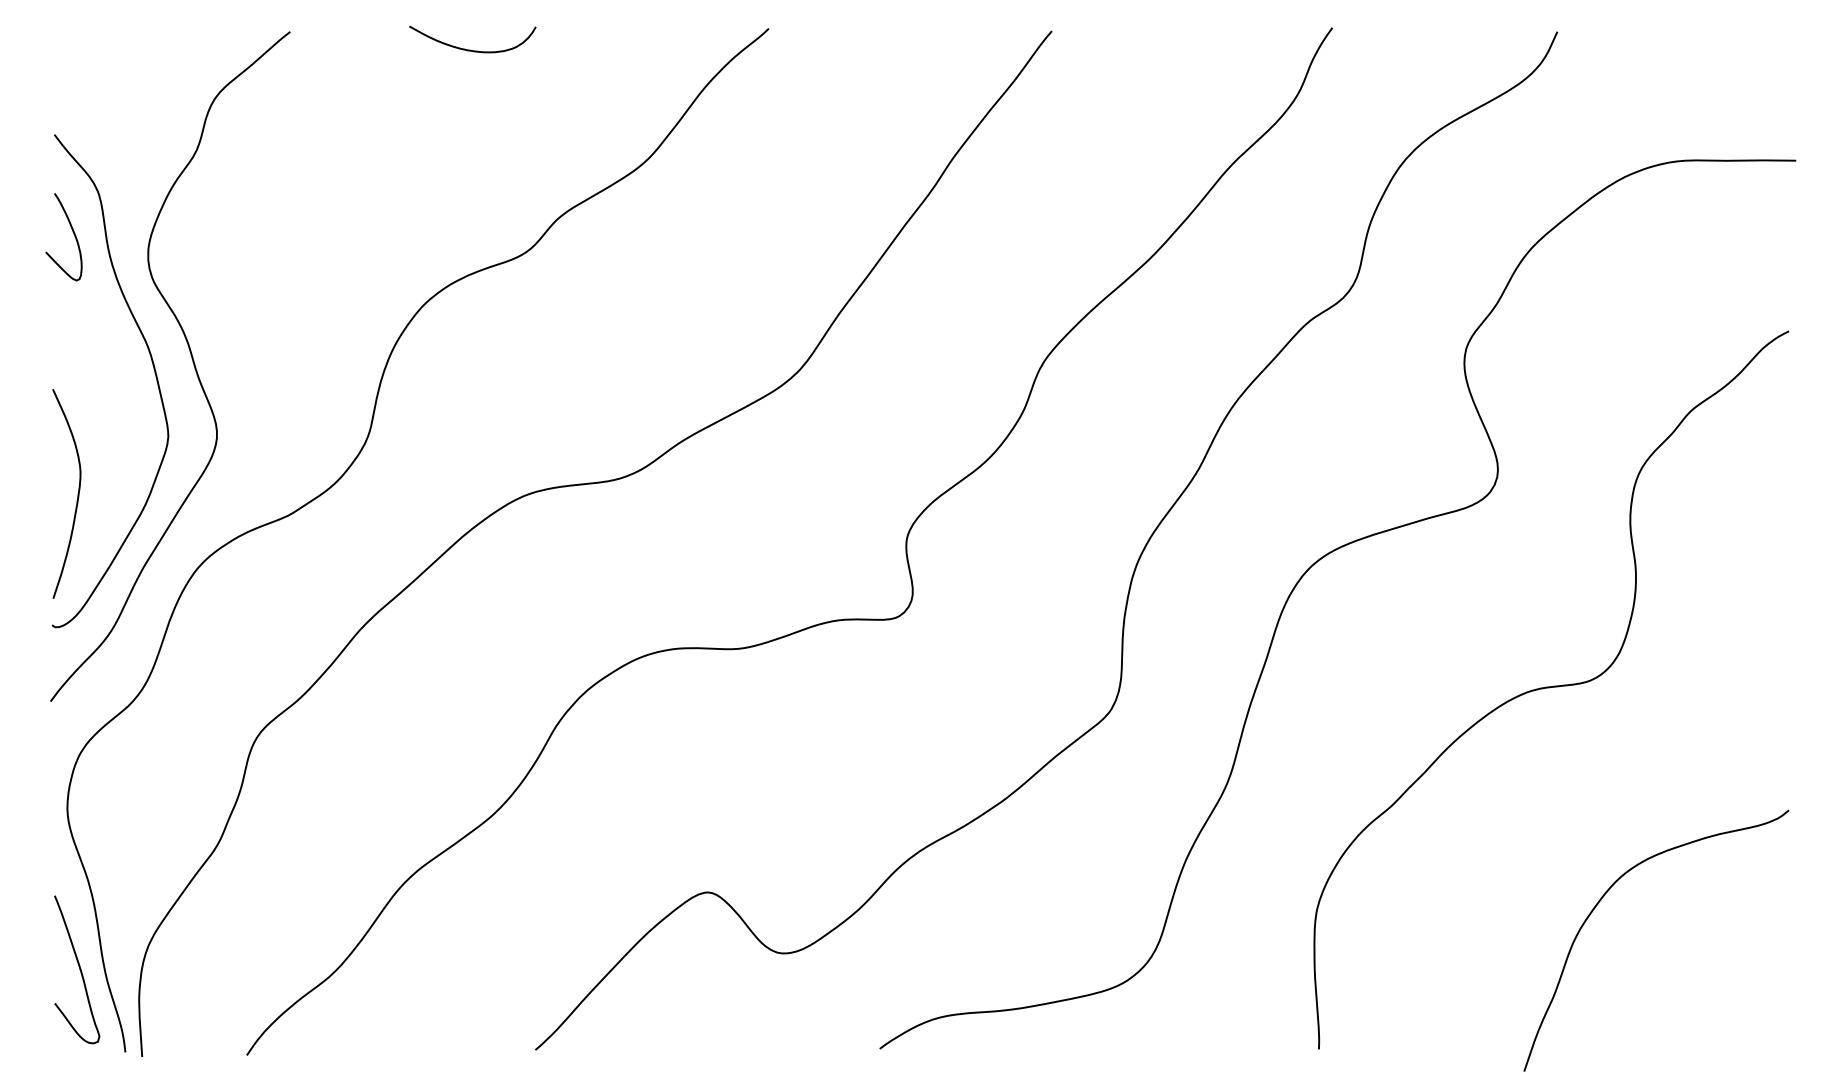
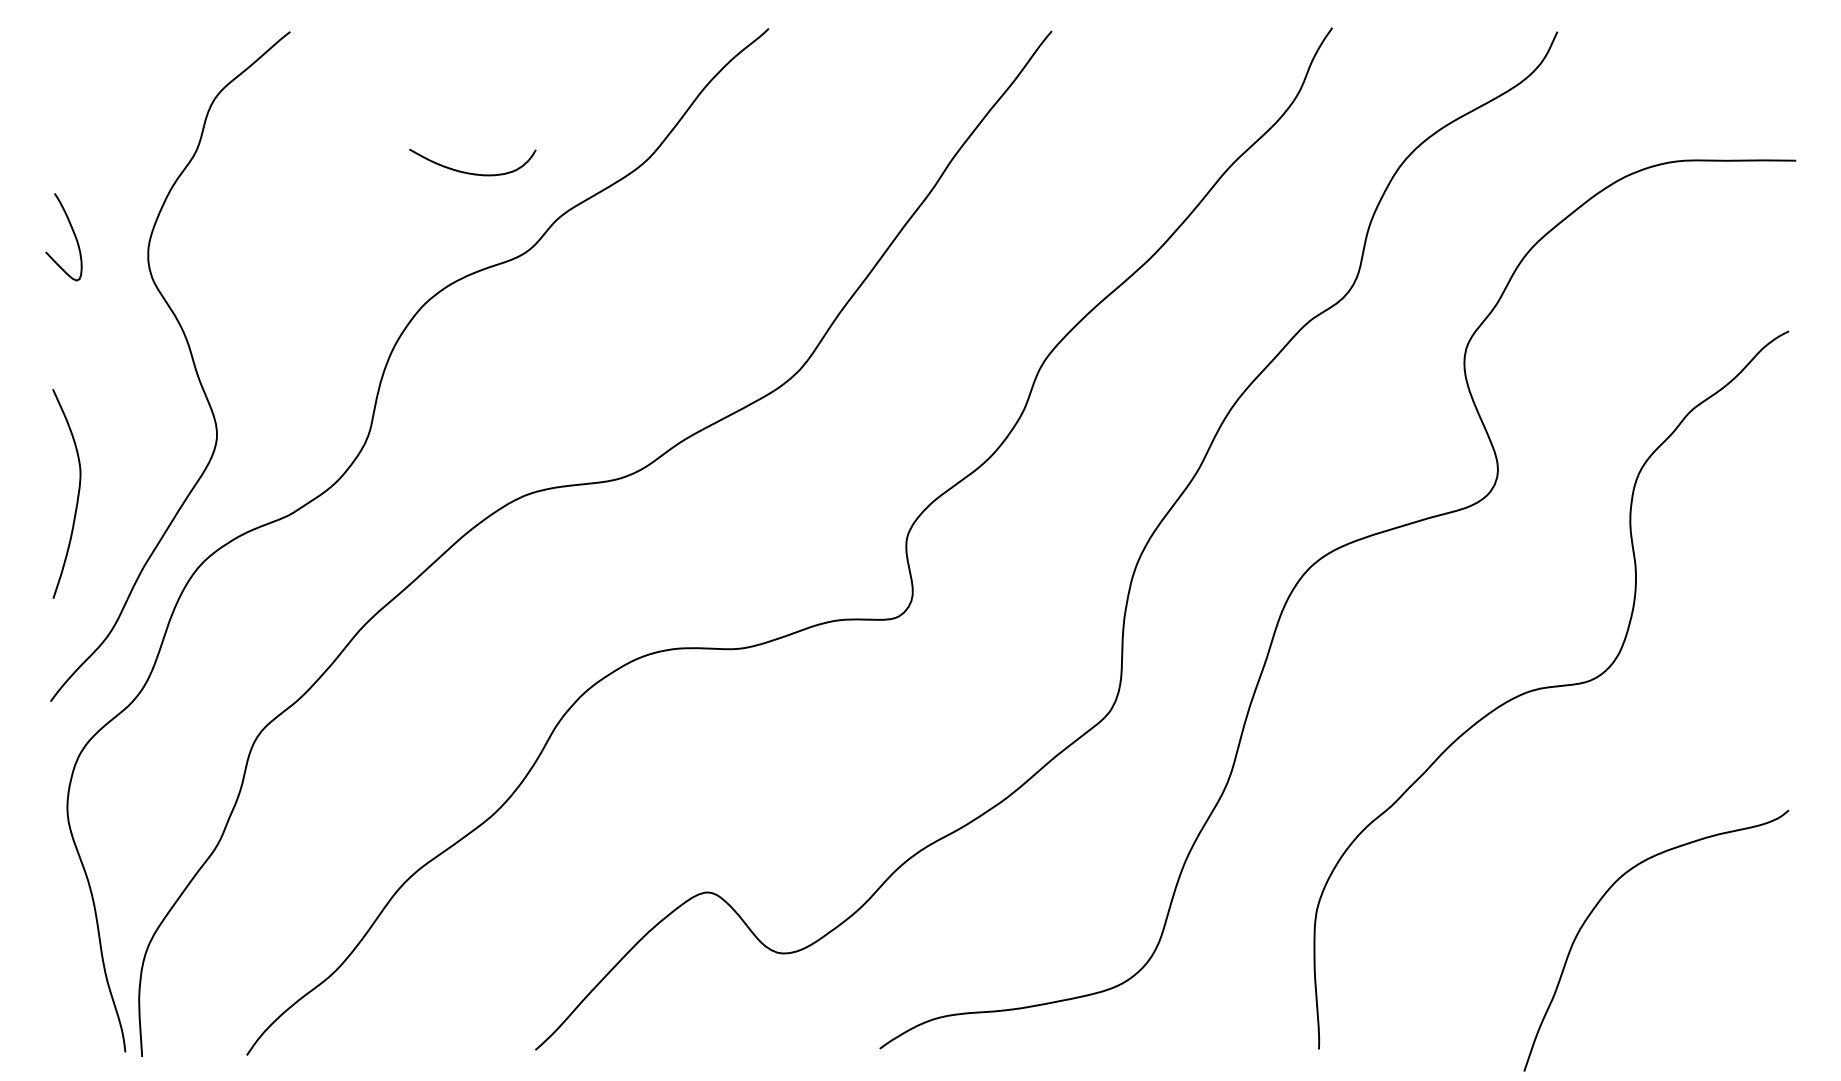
curve position: (470, 49) -> (470, 172) (470, 172)
curve: present -> none (153, 369)
curve: present -> none (79, 969)
